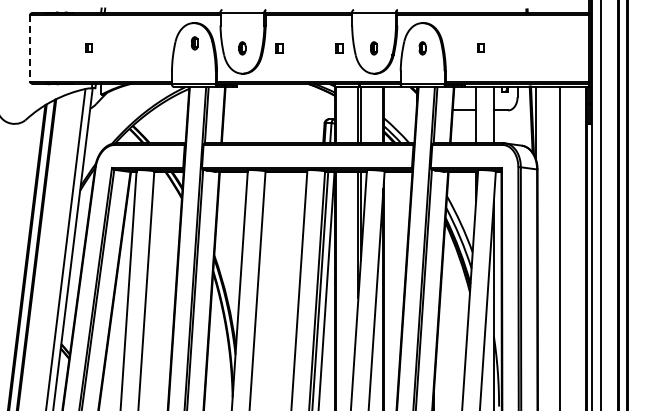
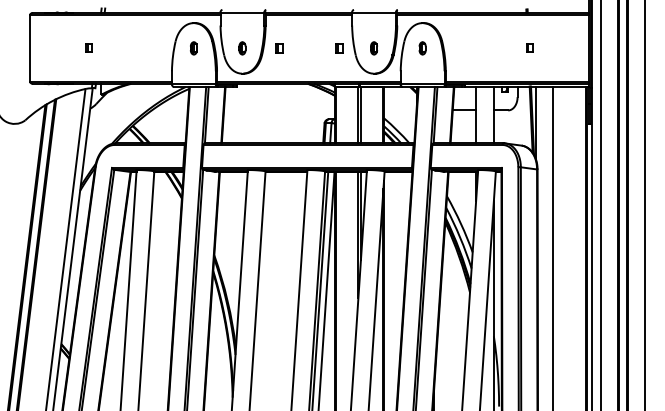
part position: (194, 43) -> (193, 48) (193, 48)
part position: (480, 47) -> (529, 47) (529, 47)
line: dashed -> solid (30, 48)
line: none -> present (645, 204)
line position: (560, 246) -> (553, 246) (553, 246)
